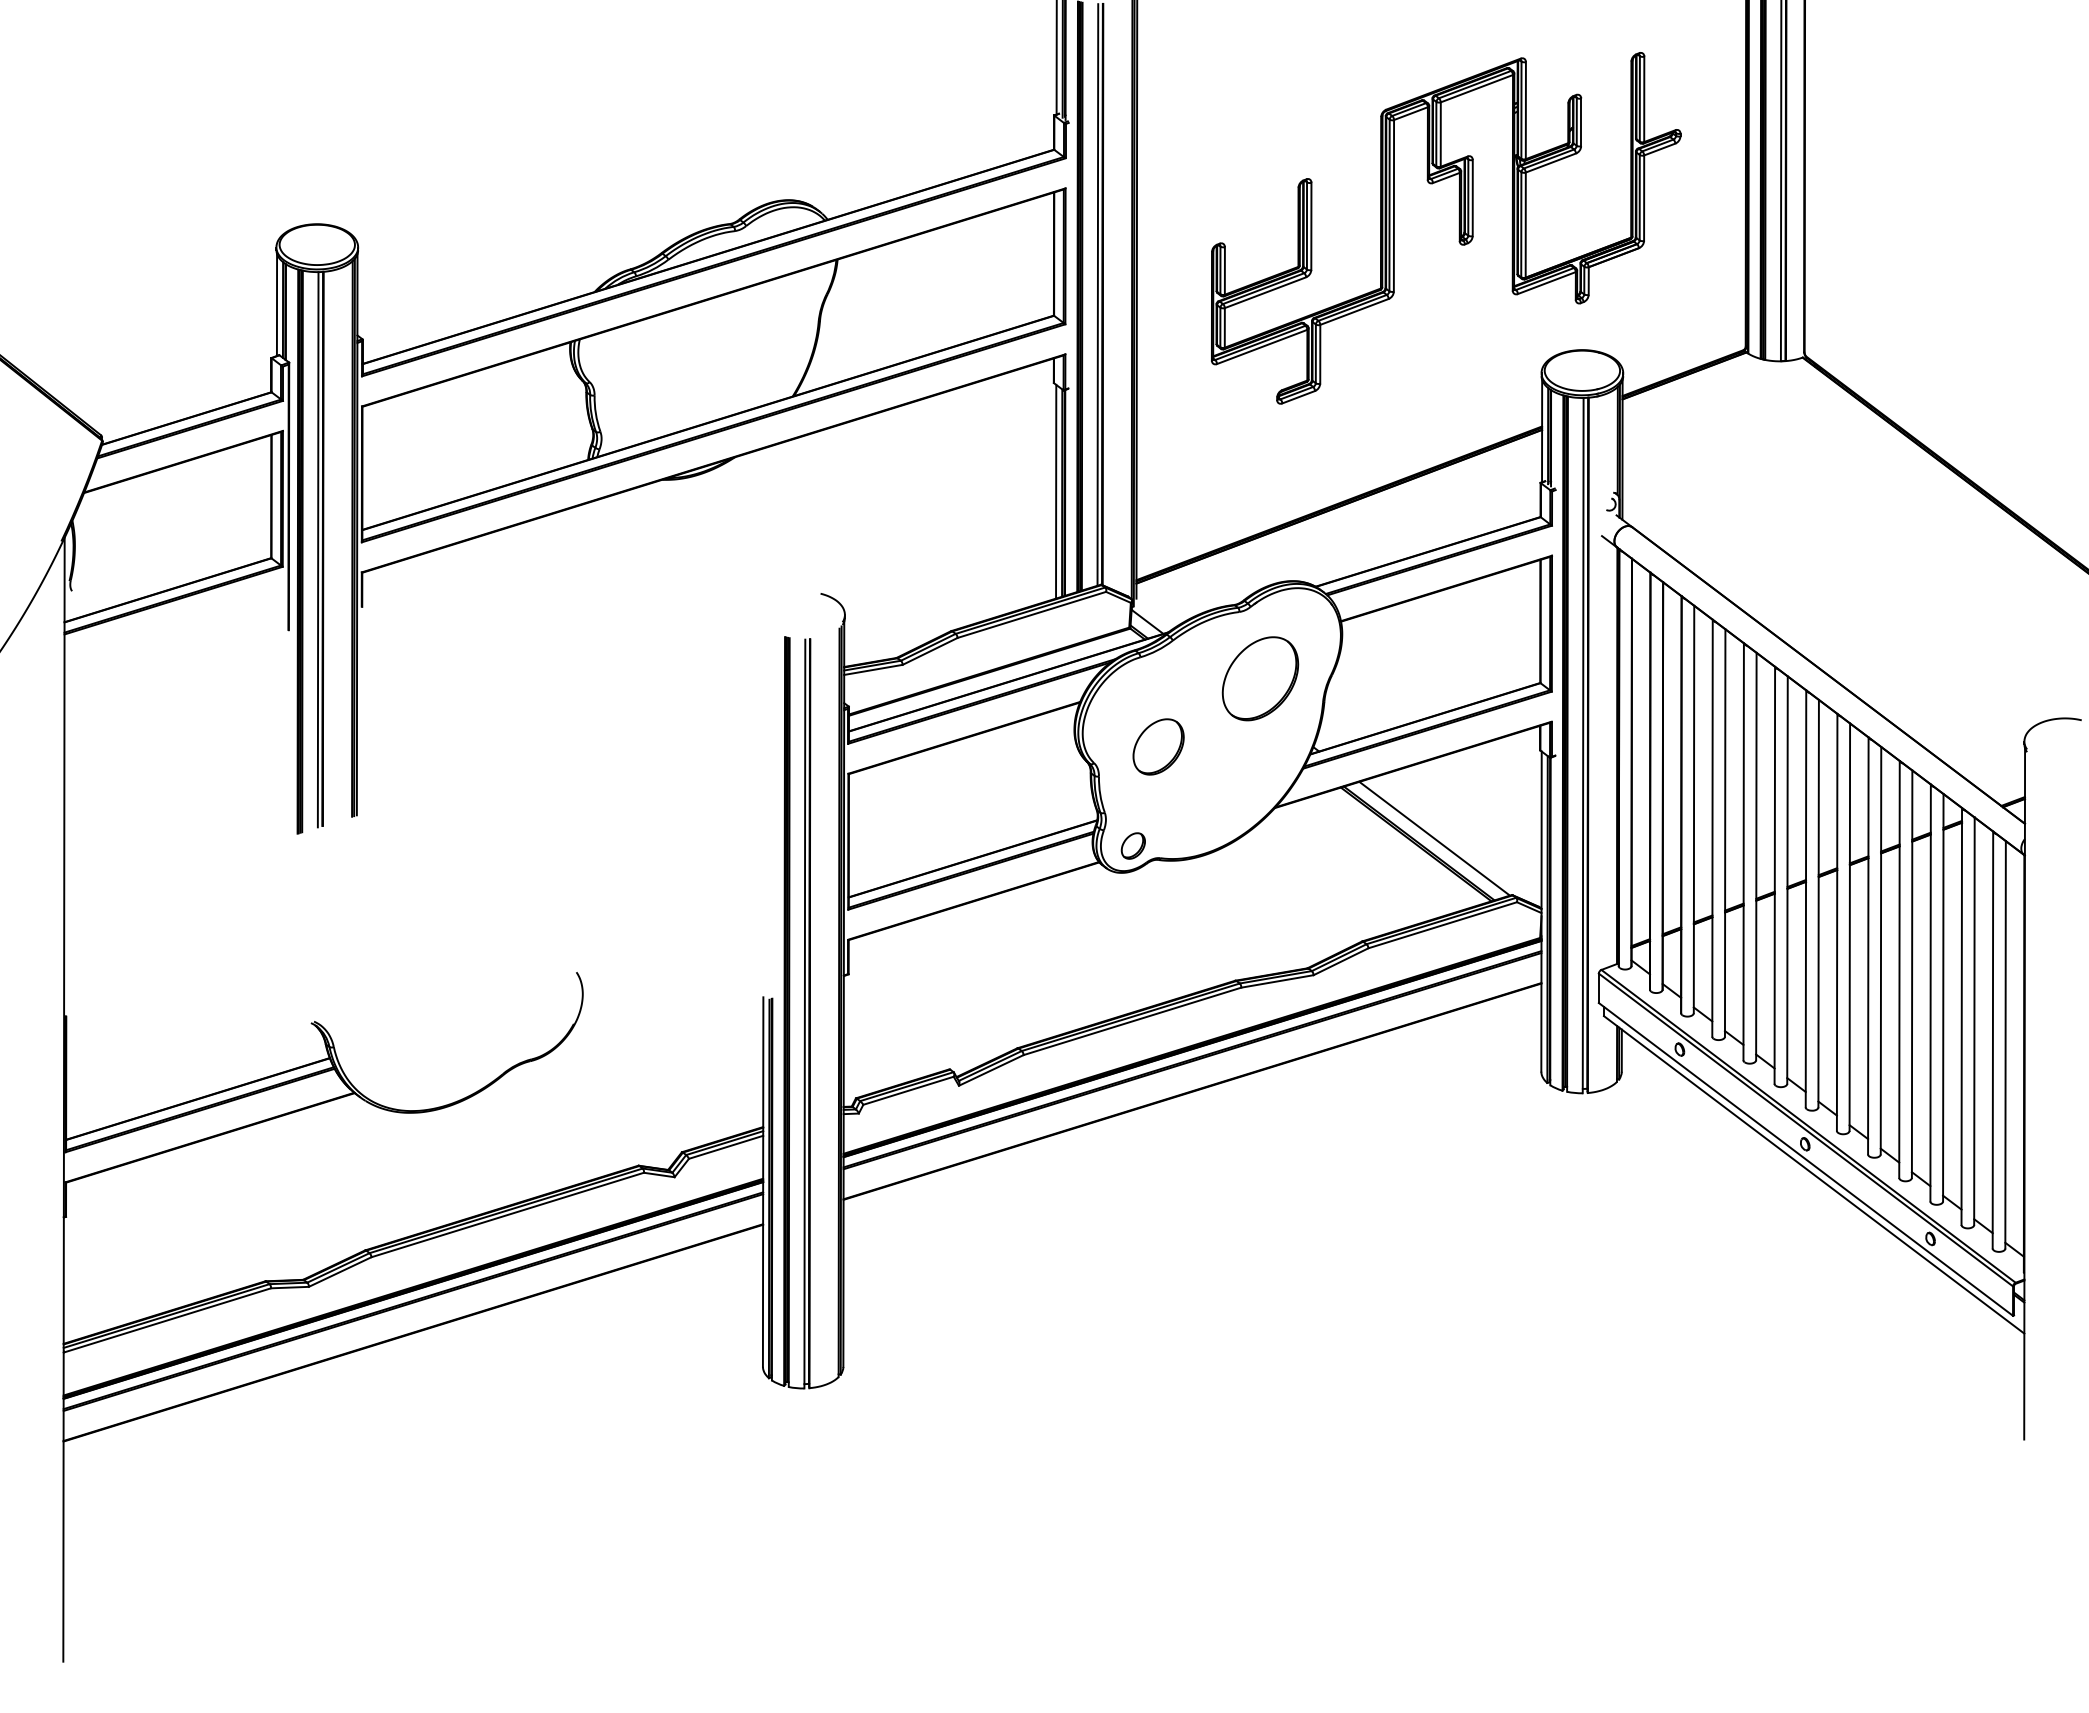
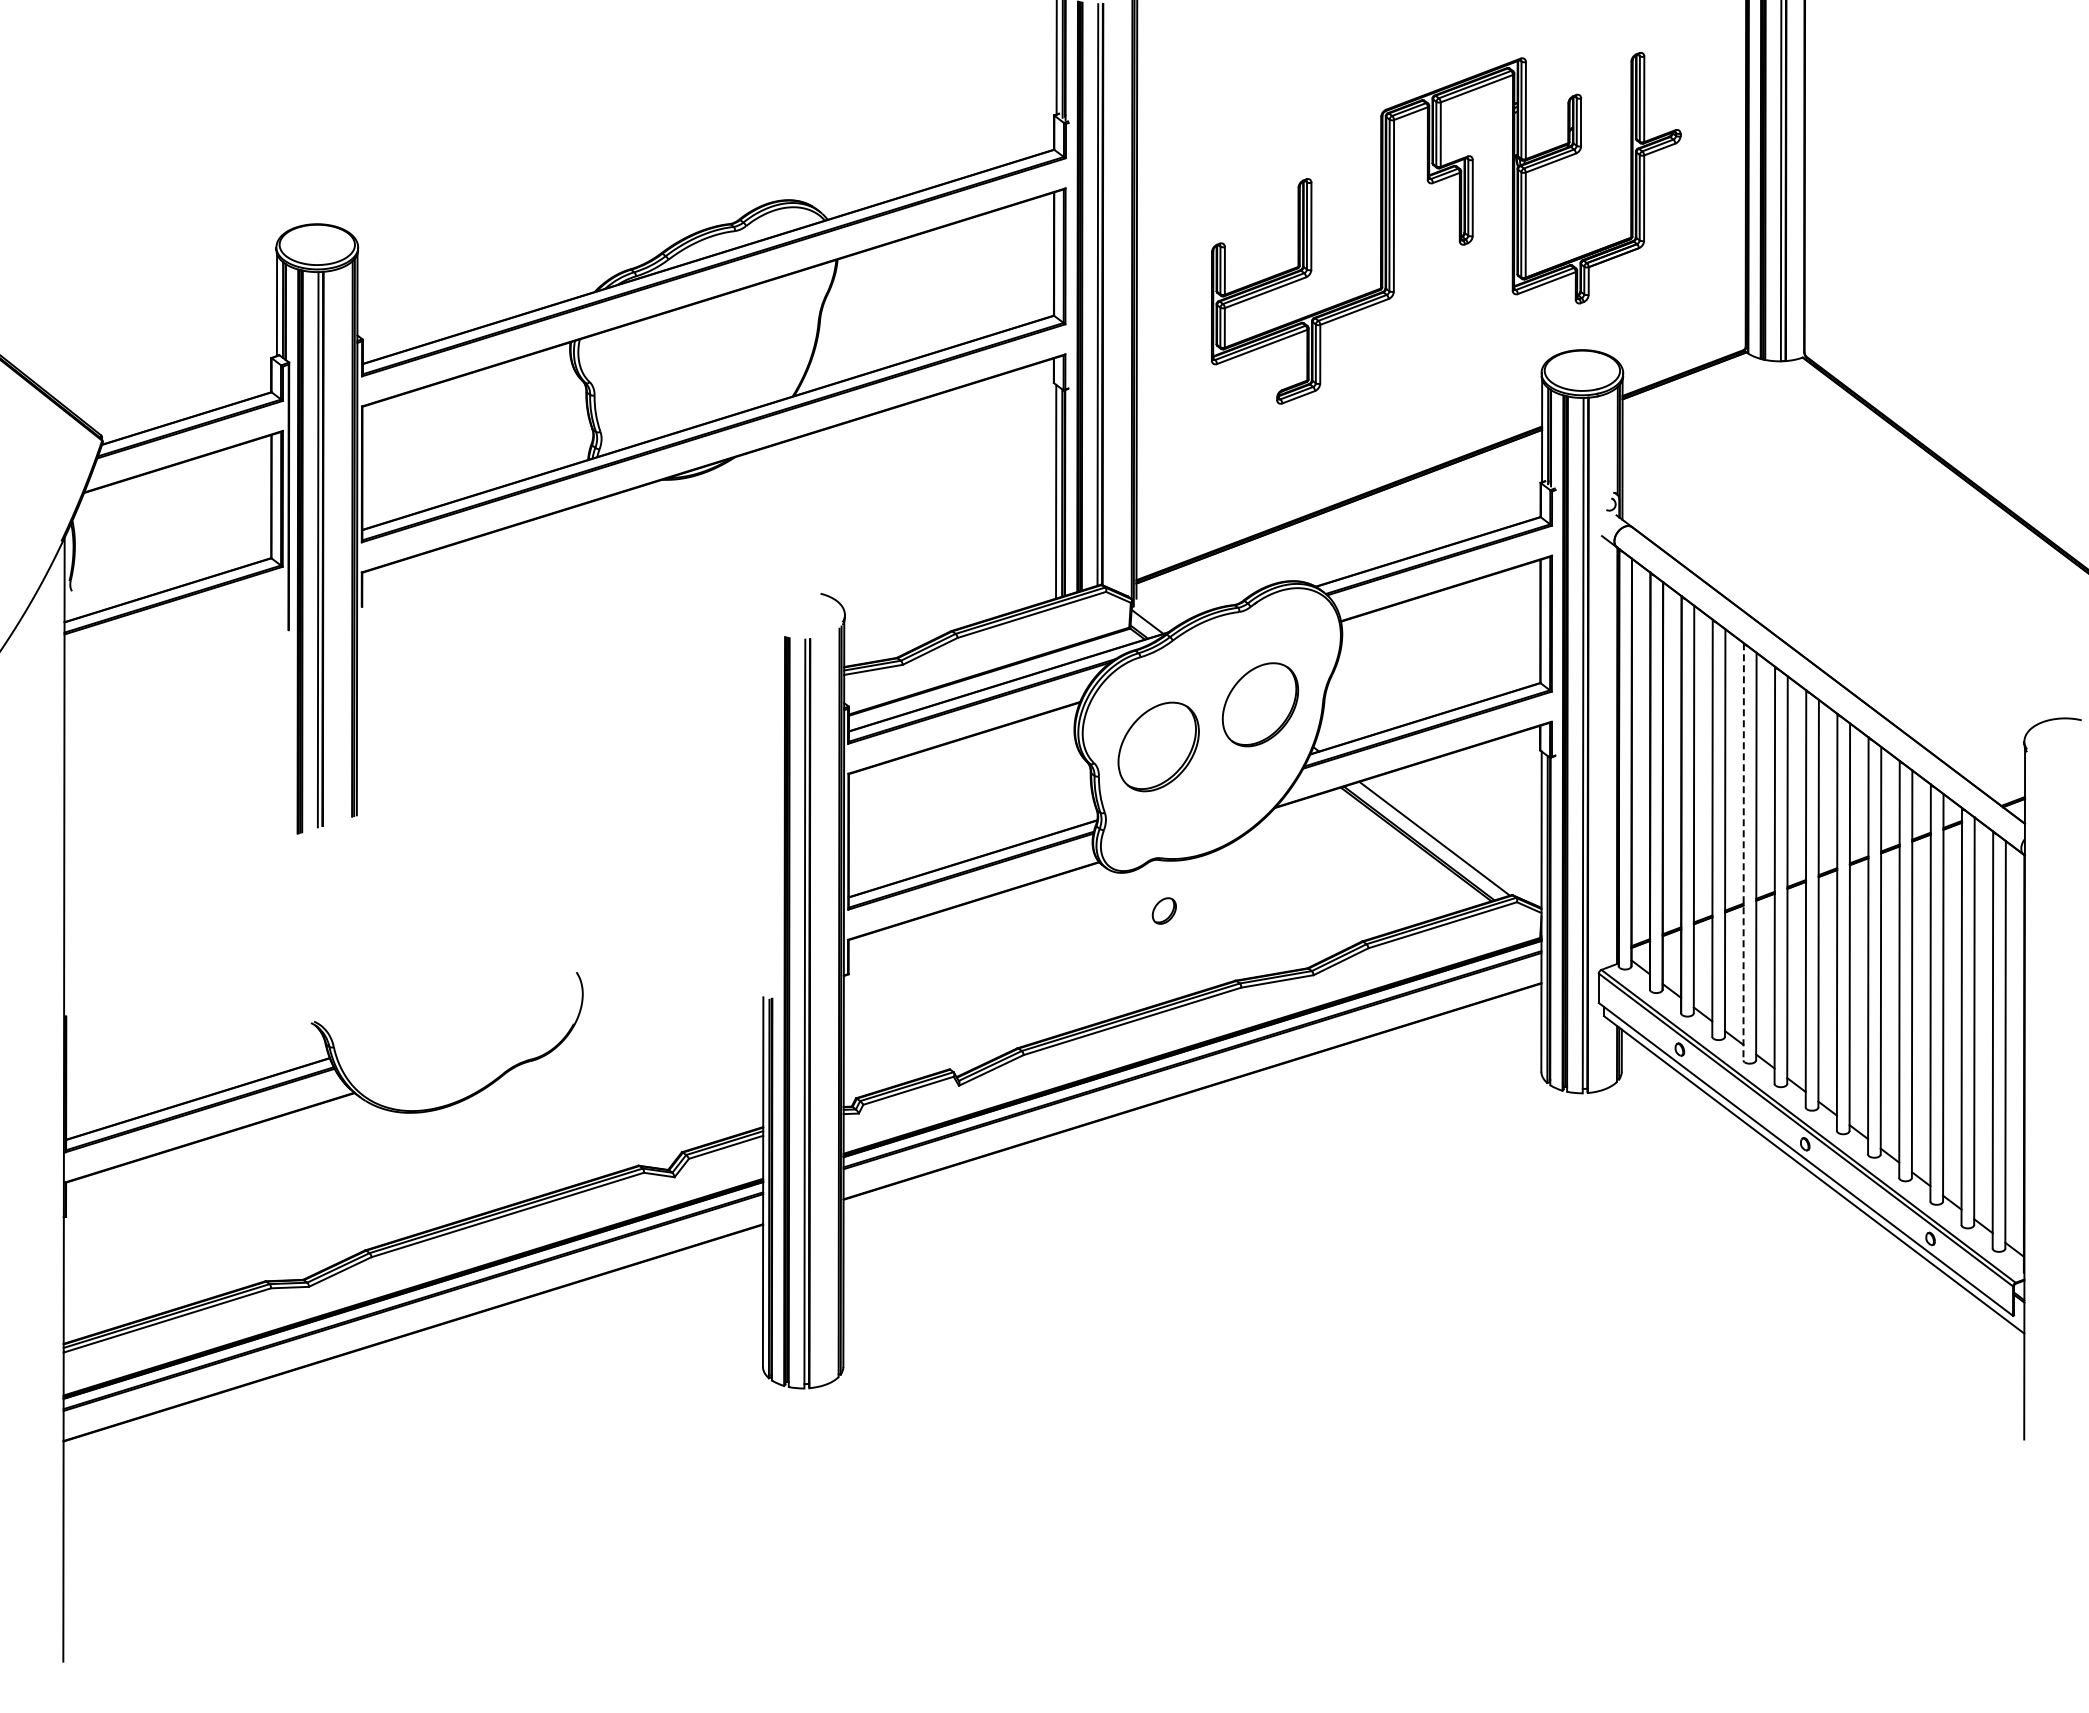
part position: (1260, 678) -> (1260, 704) (1260, 704)
part size: 53x58 px -> 83x92 px (1158, 746)
part position: (1132, 845) -> (1163, 910) (1163, 910)
line: solid -> dashed (1743, 851)
